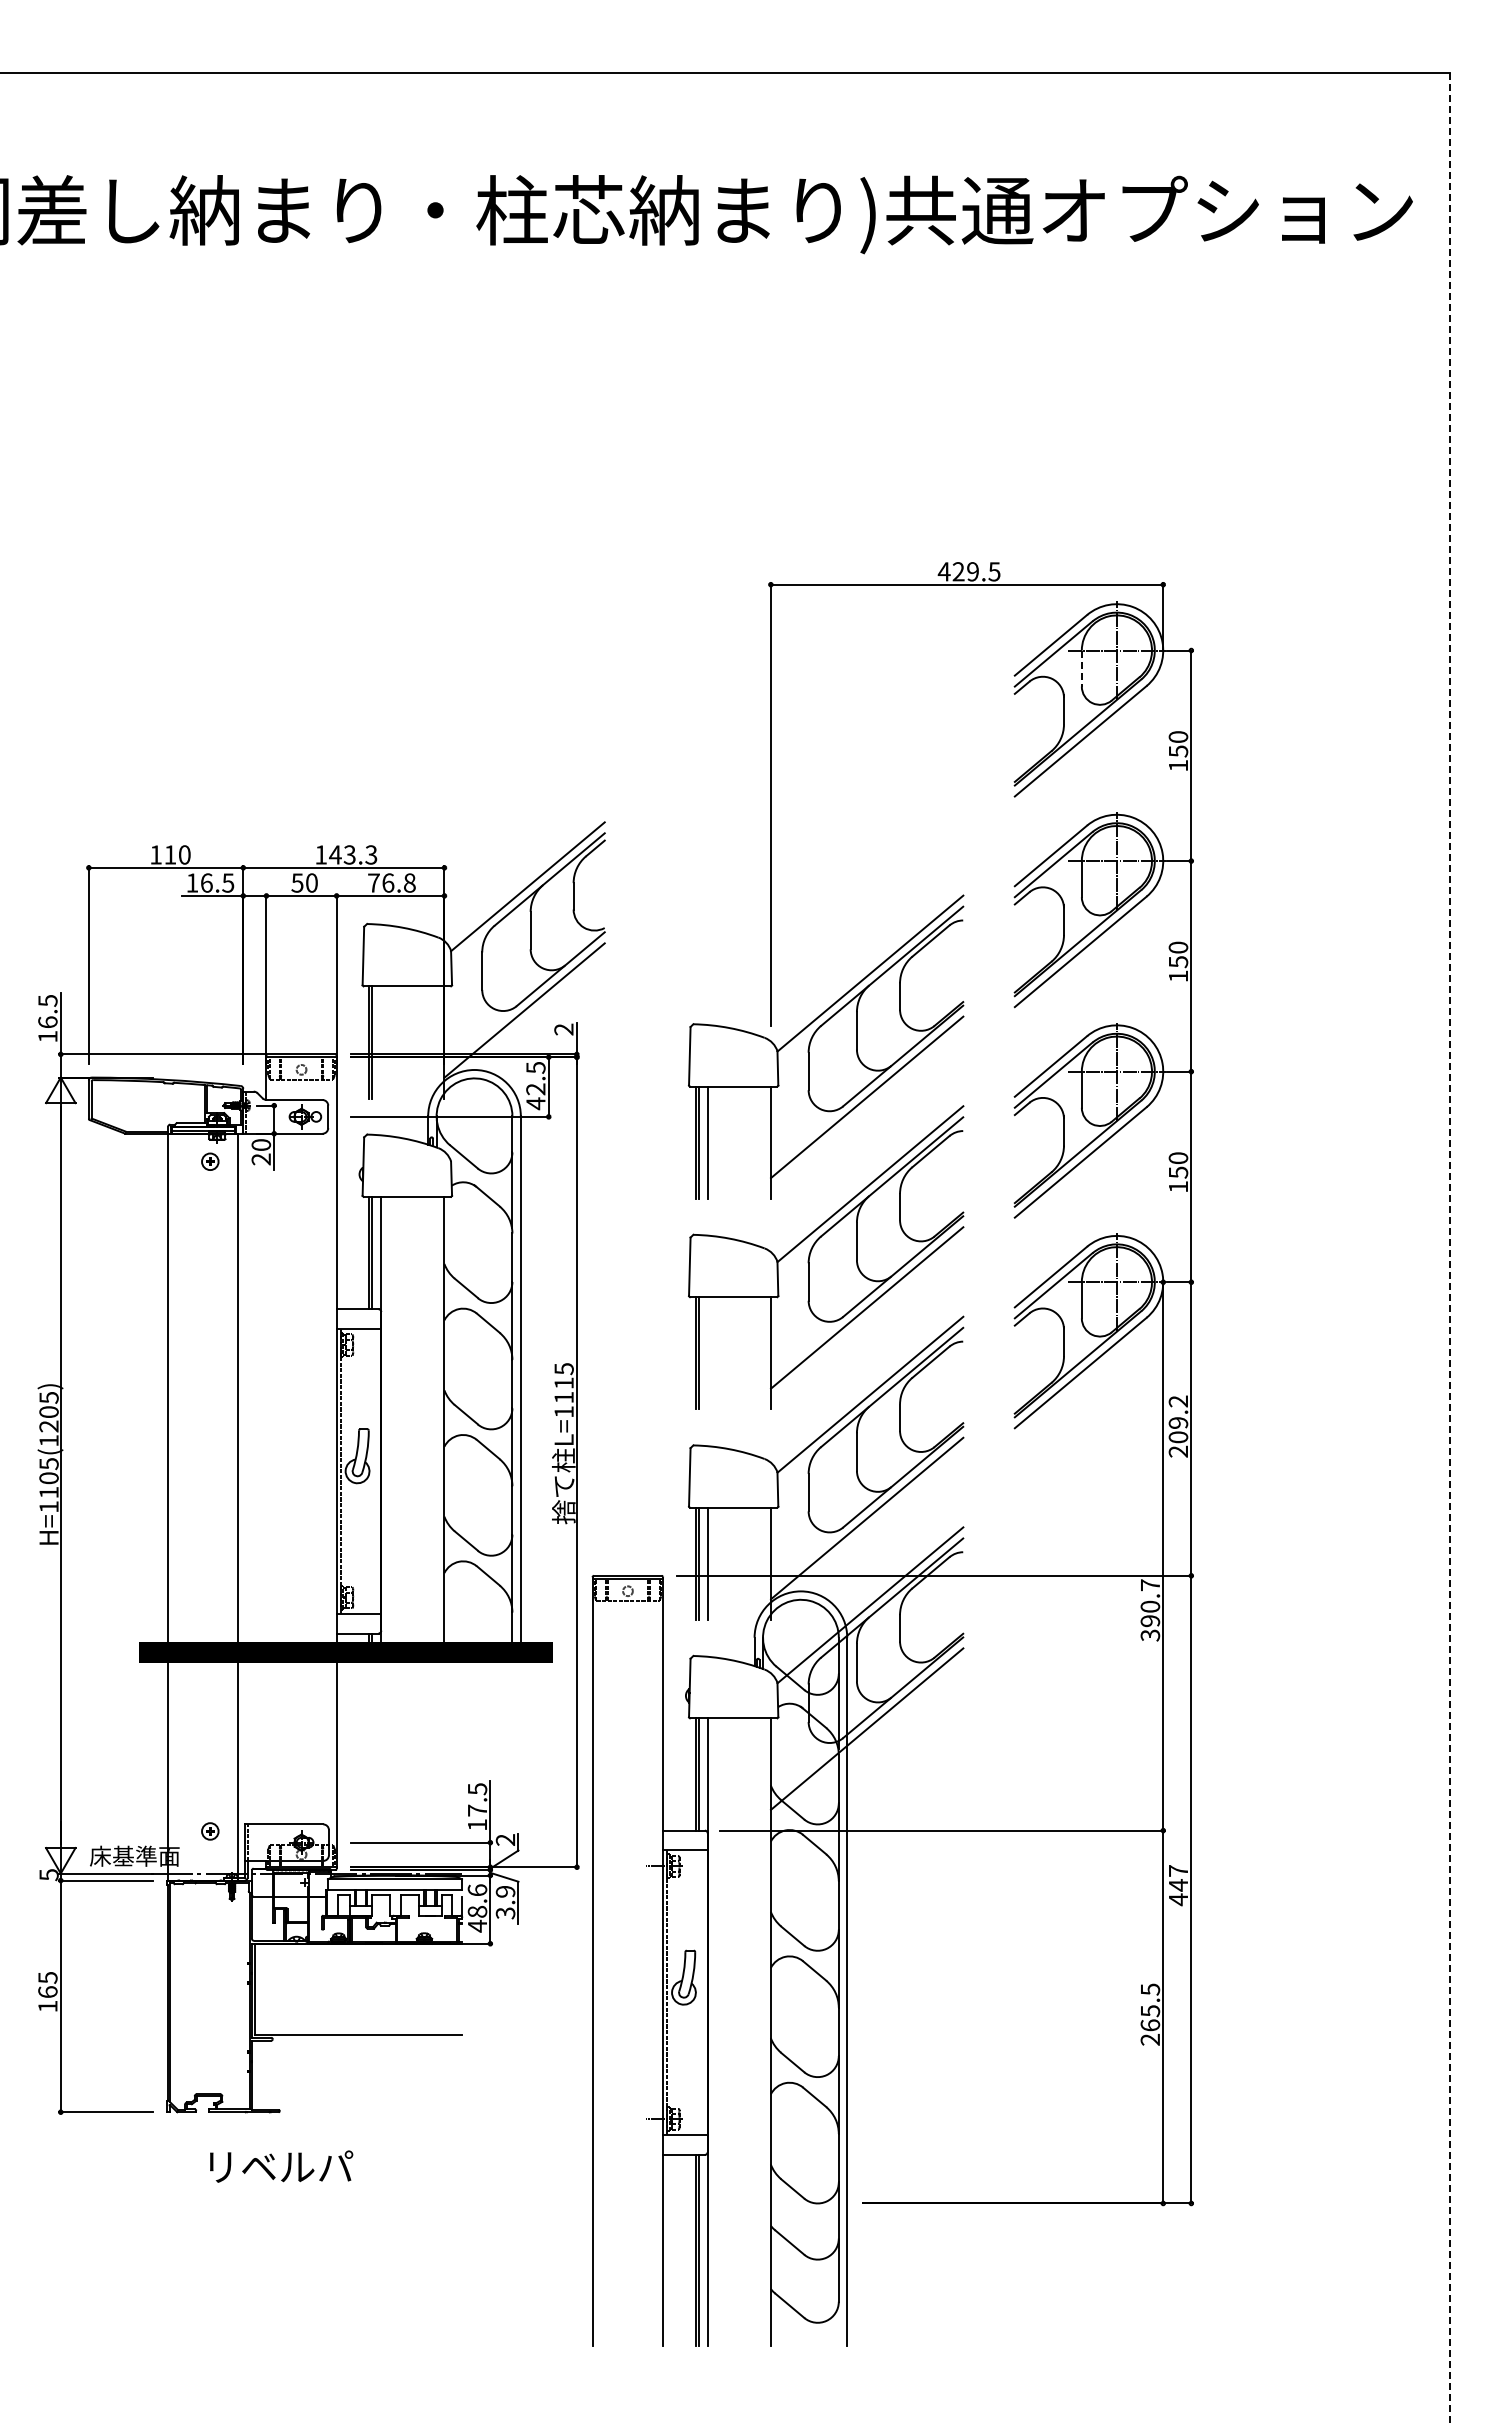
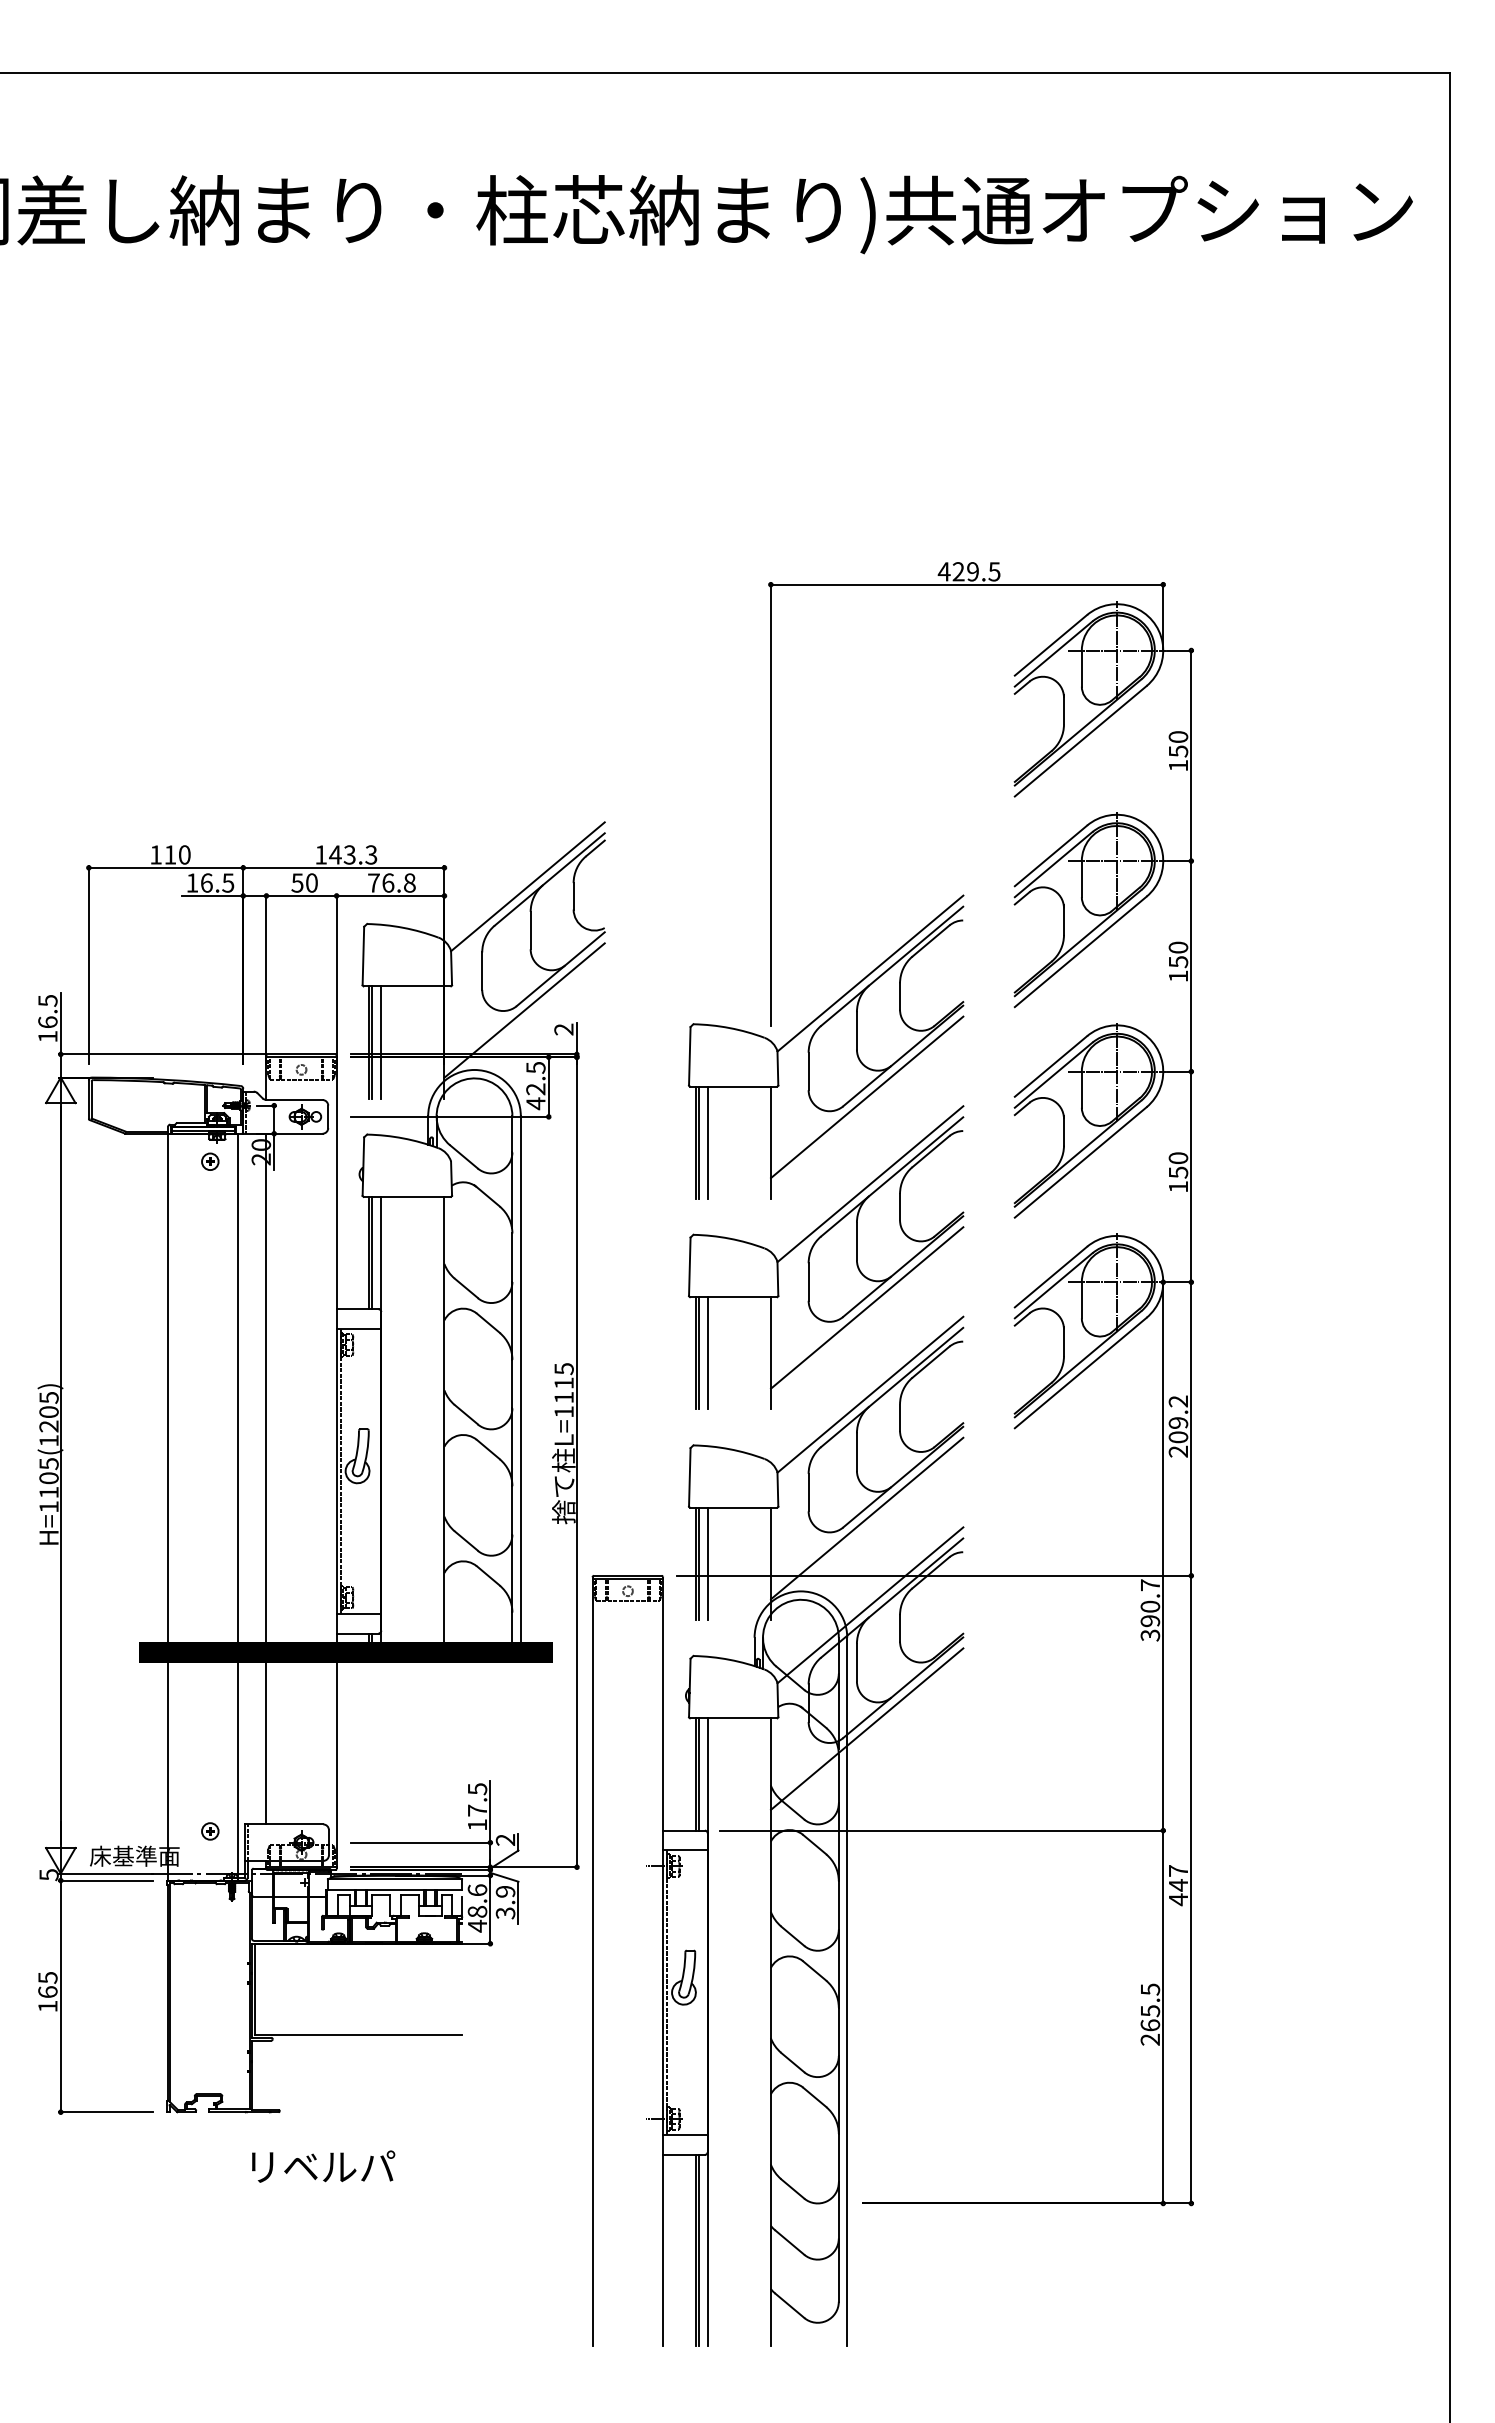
line: dashed -> solid (1081, 669)
line: none -> present (381, 1042)
line: dashed -> solid (1450, 1247)
line: none -> present (707, 1353)
line: none -> present (266, 1478)
text position: (281, 2166) -> (323, 2166) (323, 2166)
